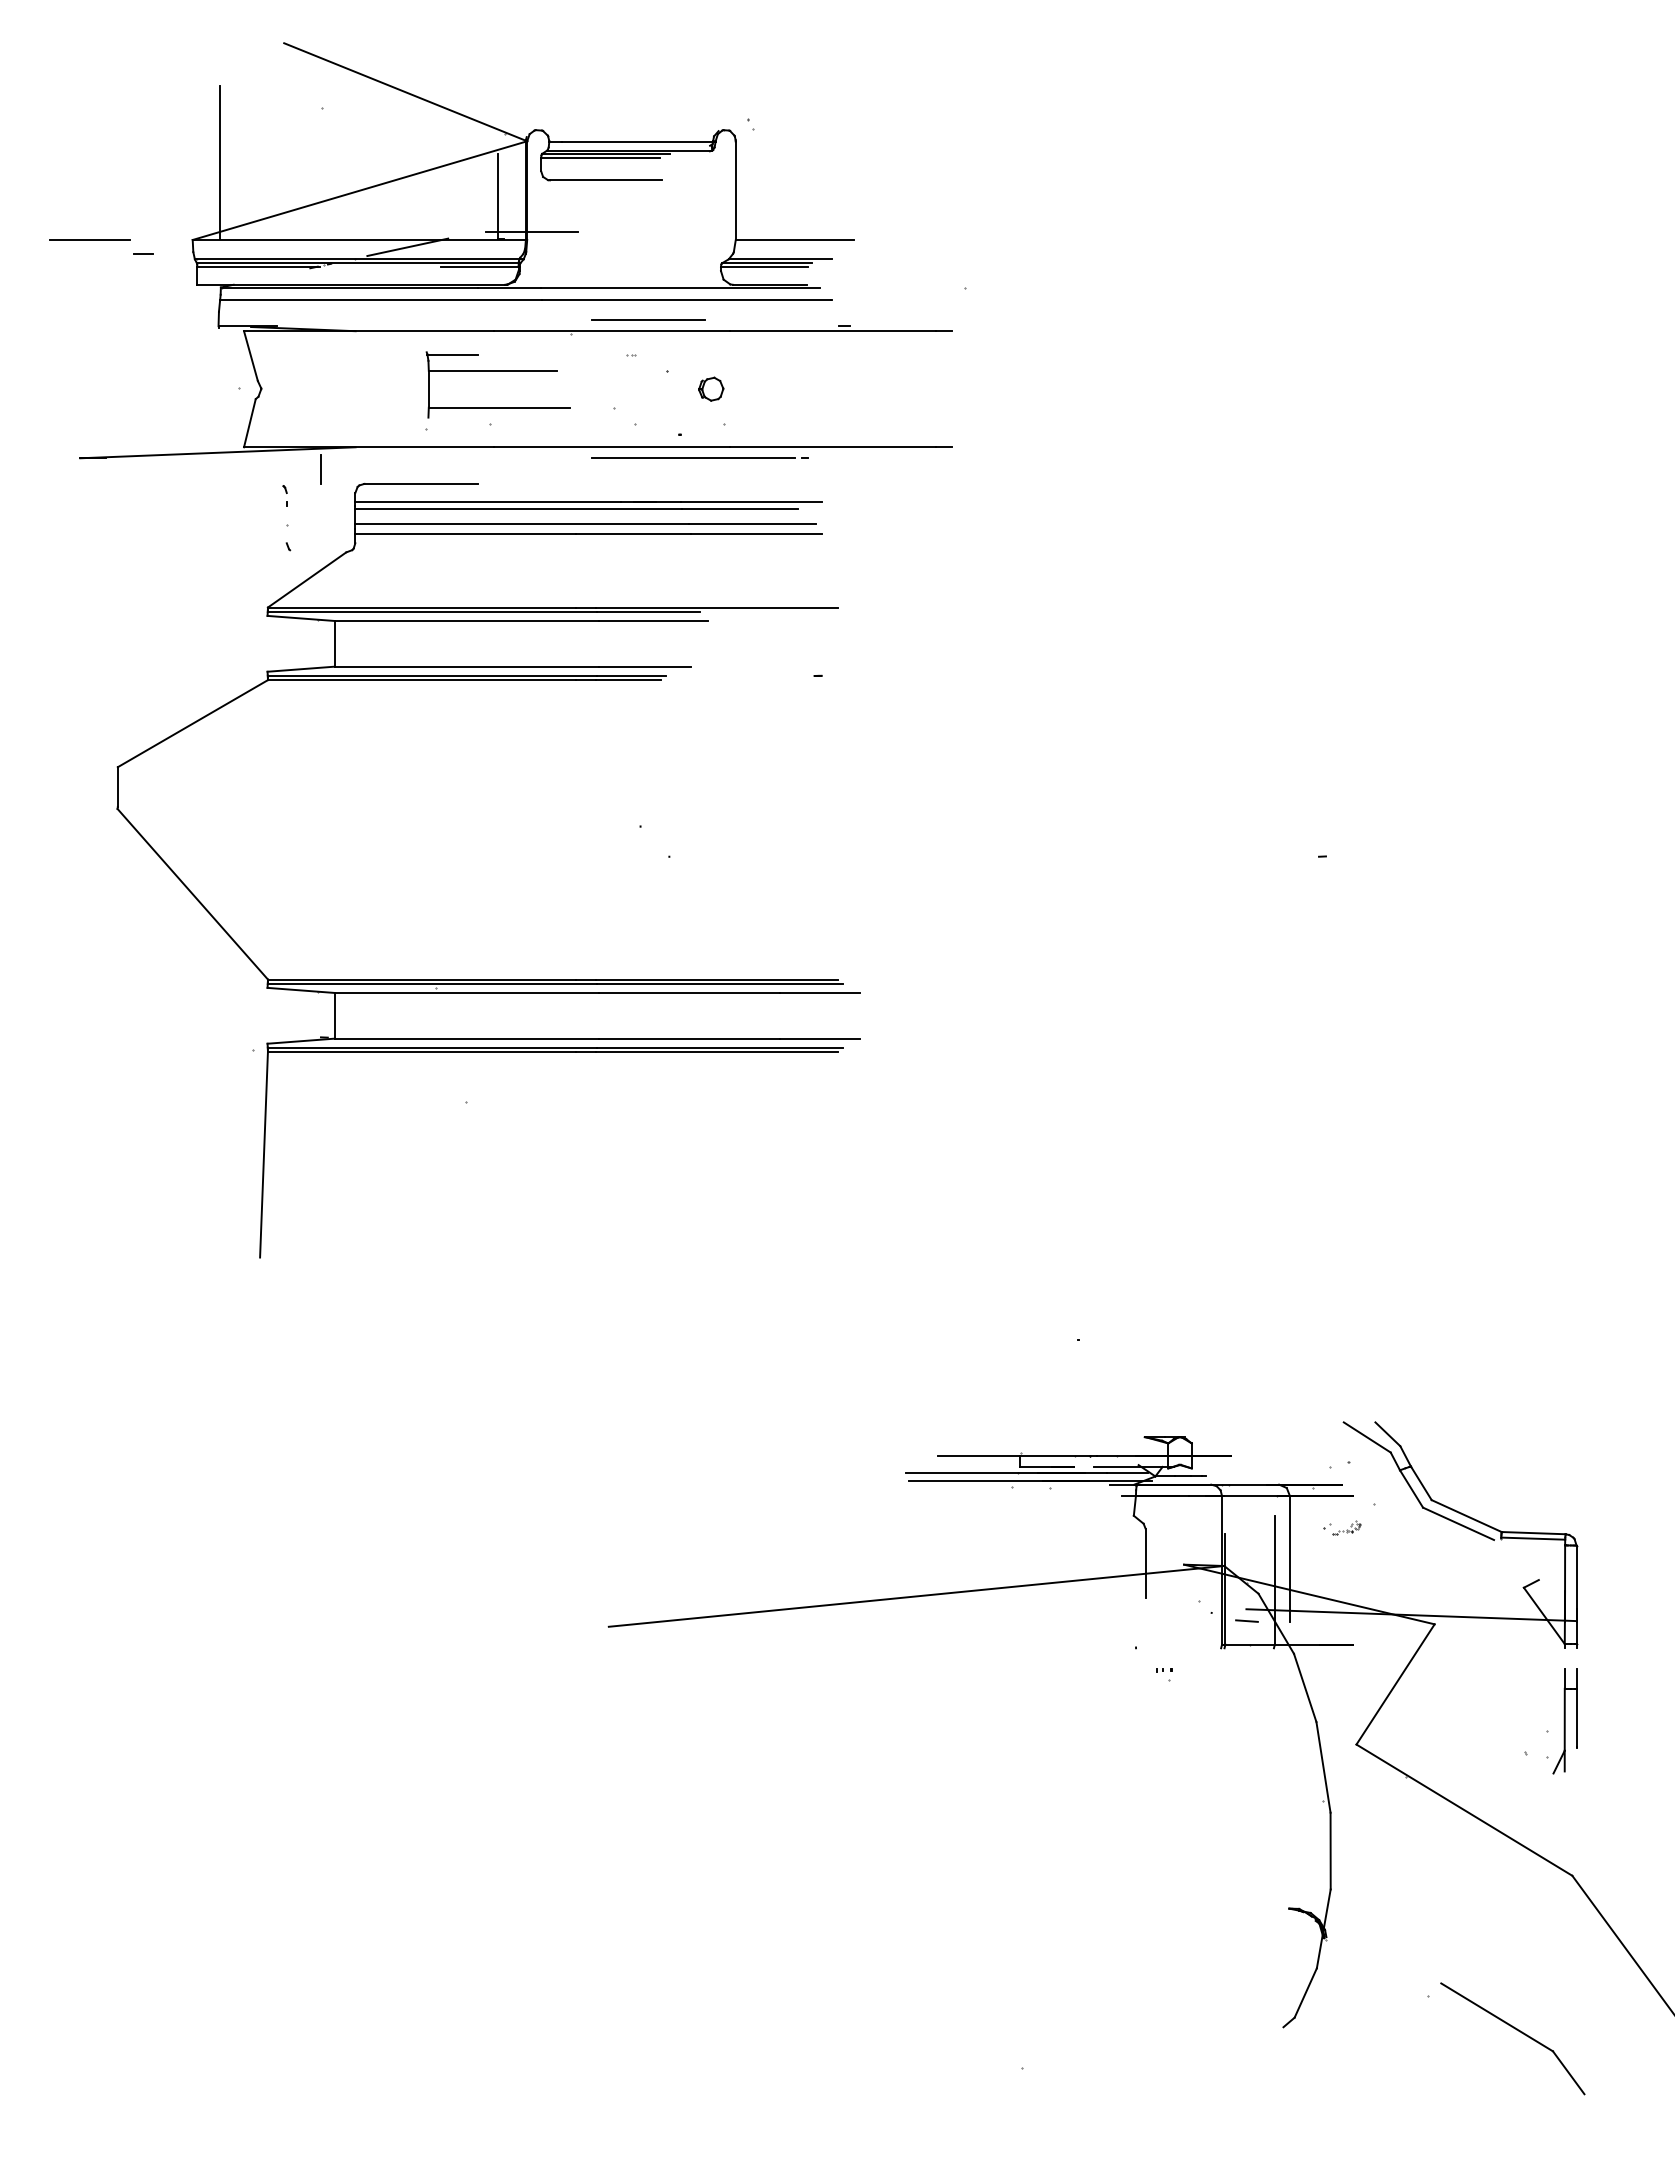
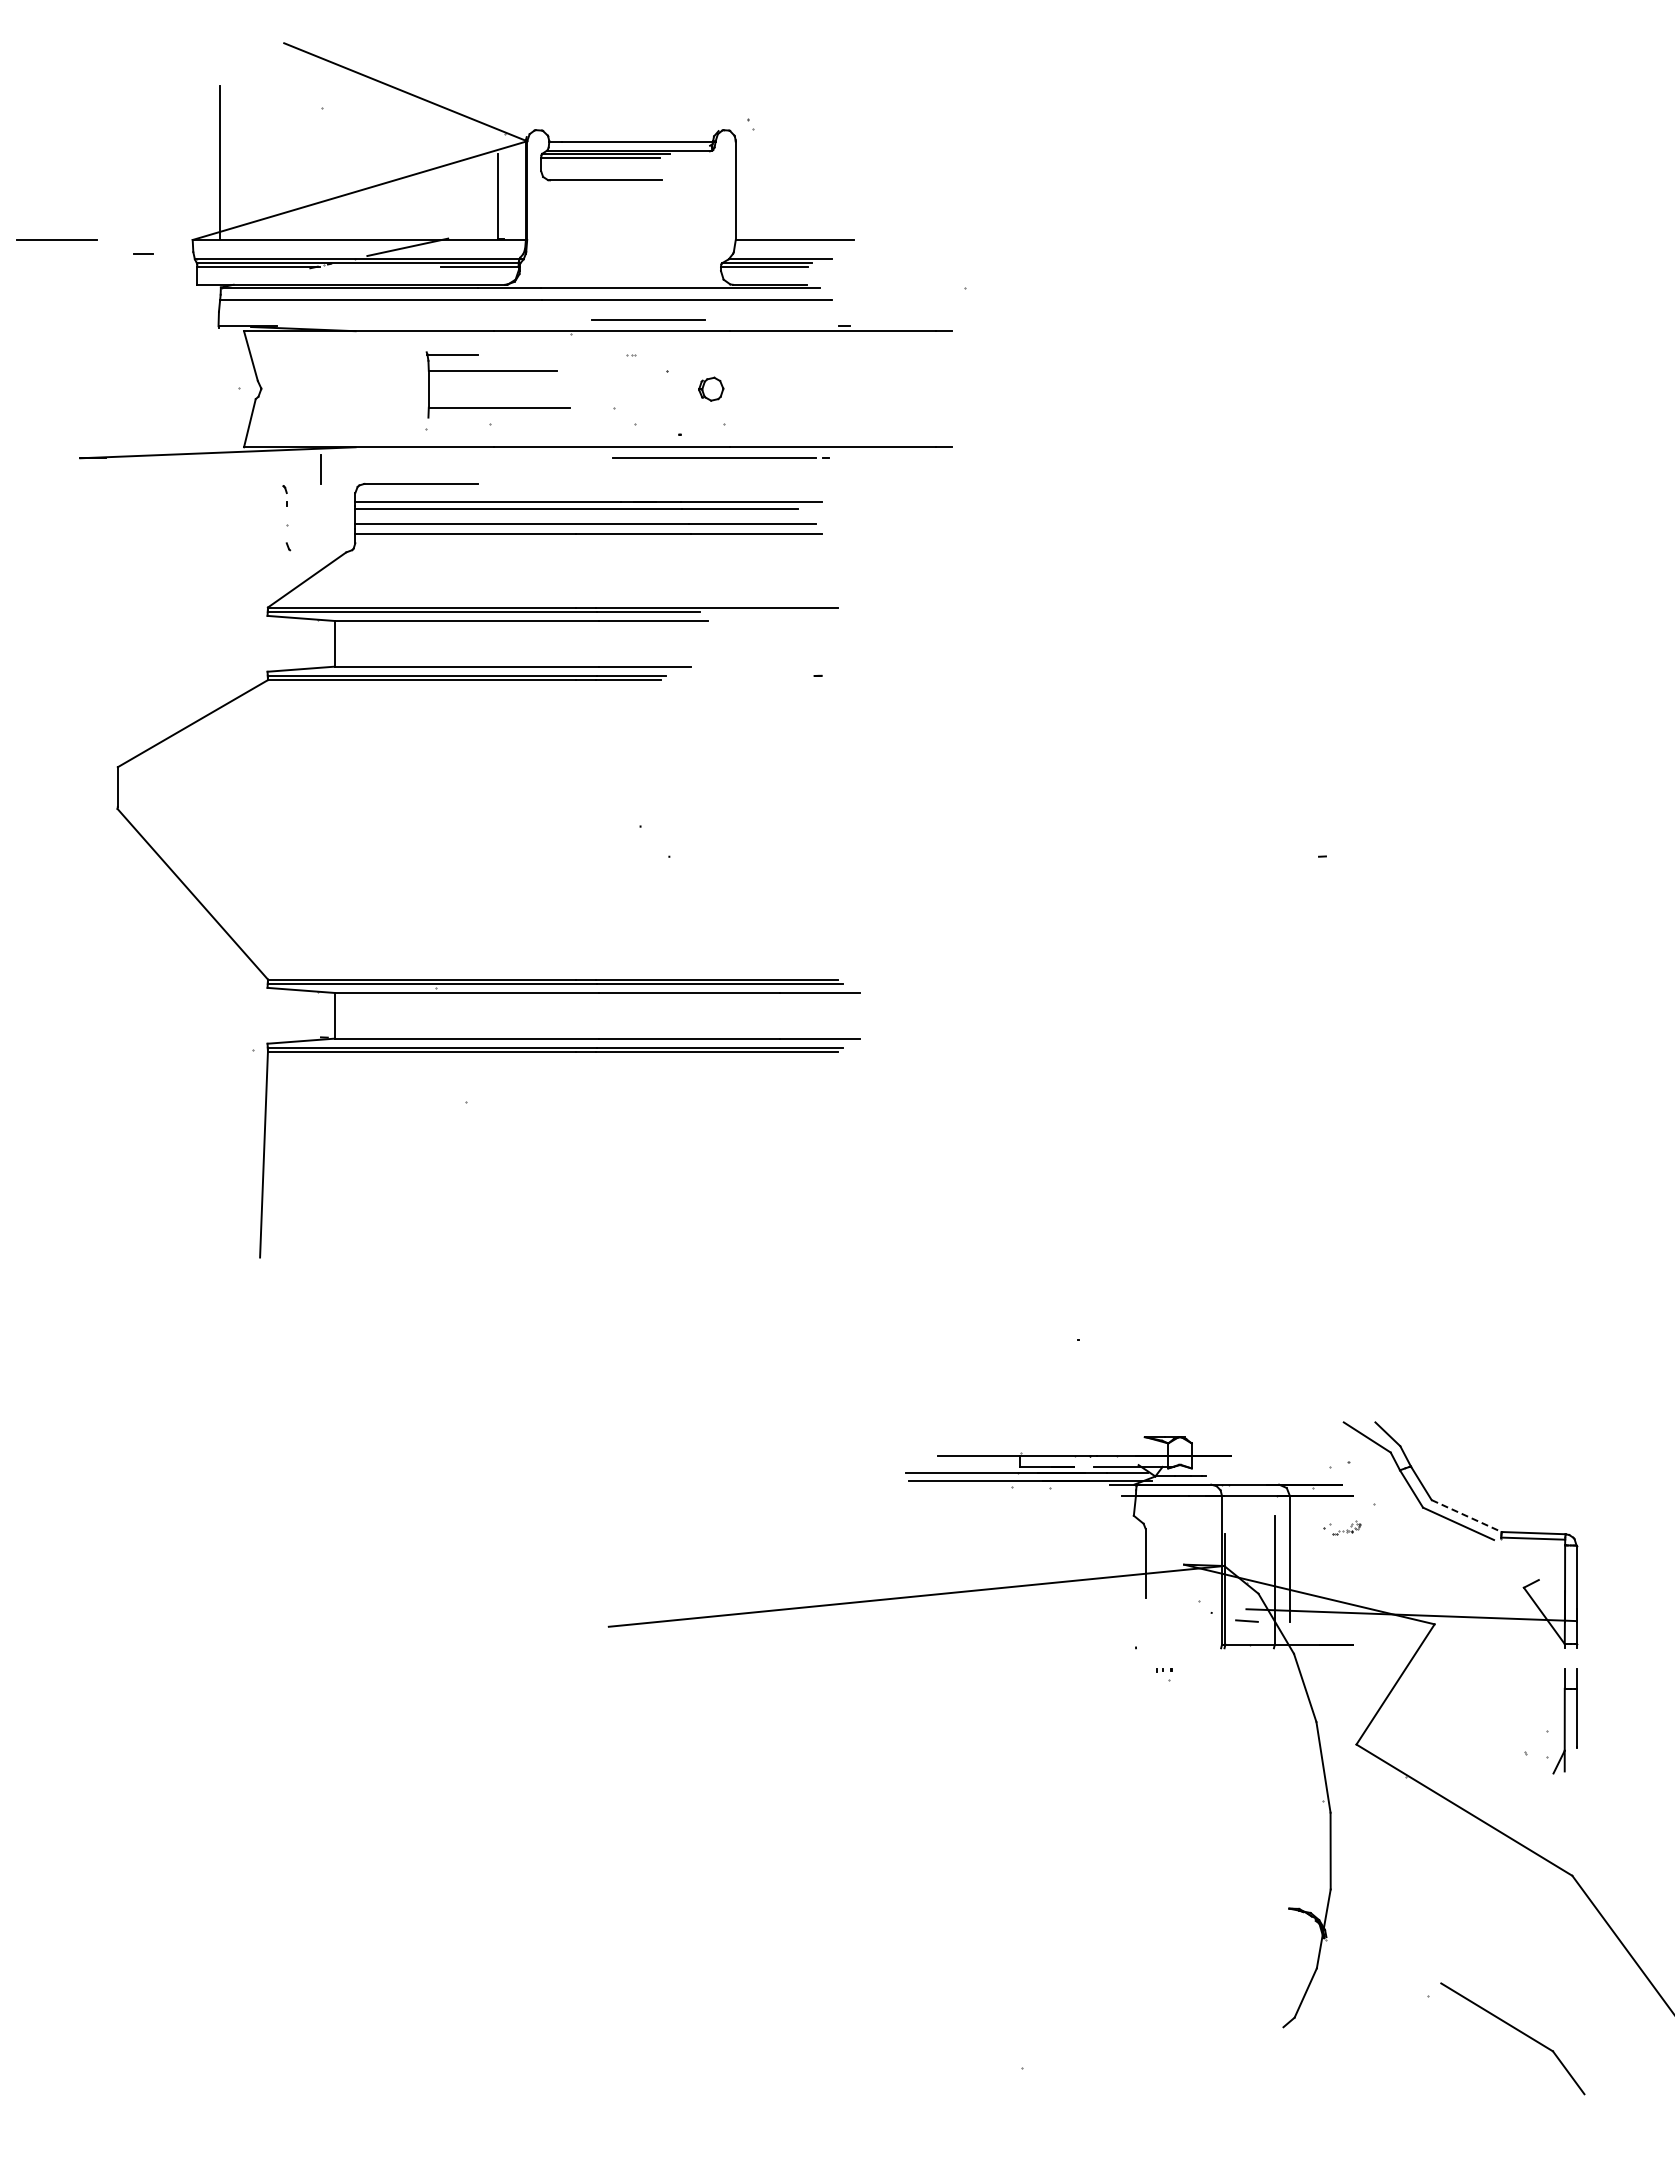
line: present -> none (531, 232)
line position: (89, 239) -> (56, 239) (56, 239)
line position: (699, 457) -> (720, 457) (720, 457)
line: solid -> dashed (1467, 1516)
